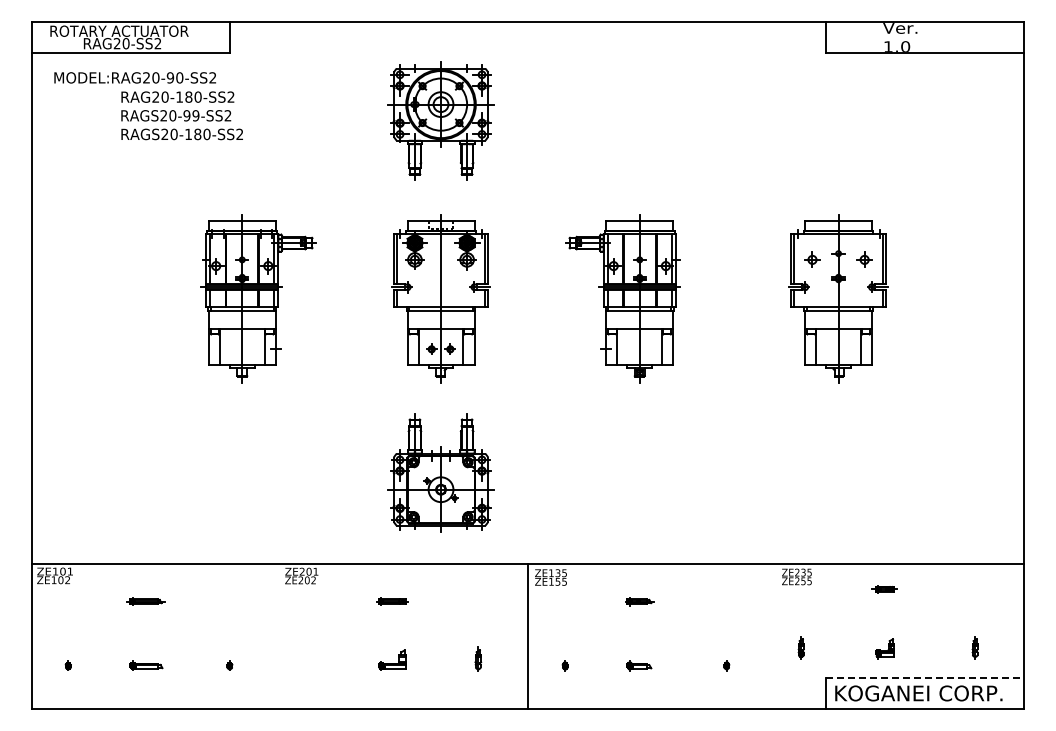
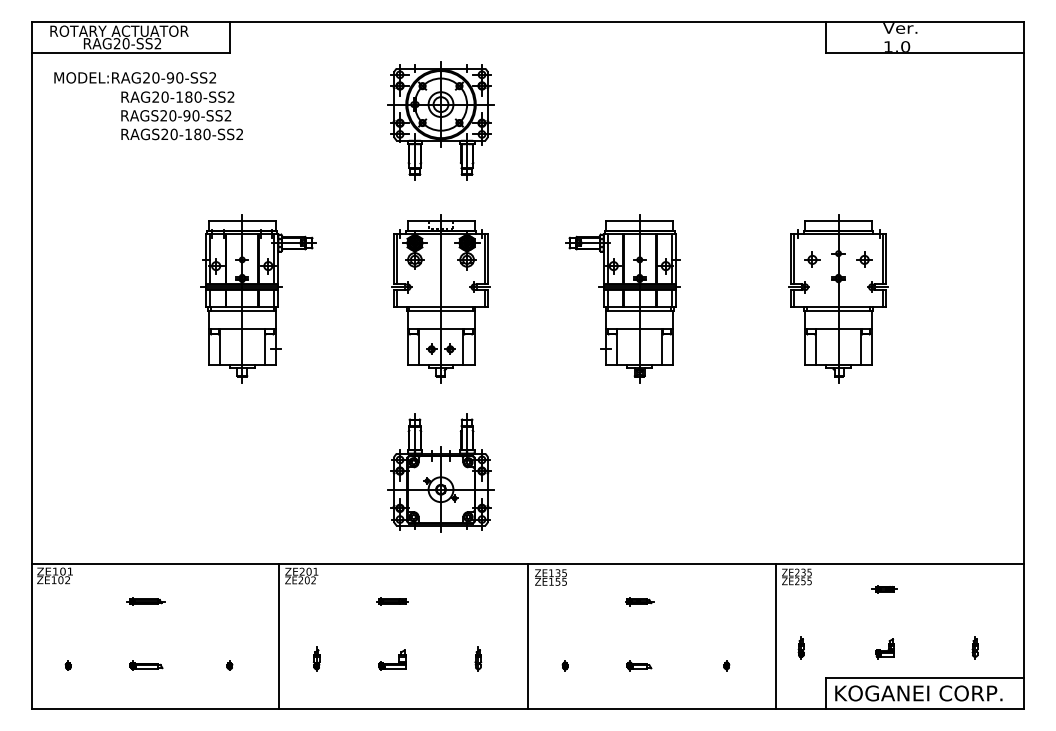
text: RAGS20-99-SS2 -> RAGS20-90-SS2 (195, 115)
line: none -> present (279, 636)
line: none -> present (776, 636)
part: none -> present (316, 658)
line: dashed -> solid (925, 677)
